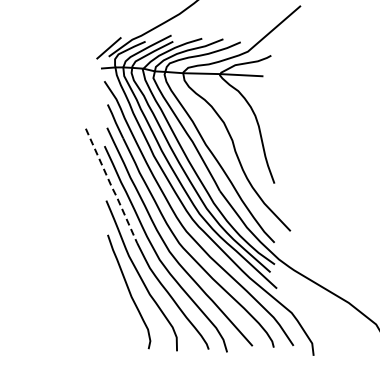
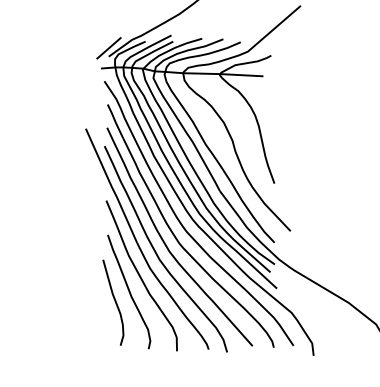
line: dashed -> solid (112, 187)
curve: none -> present (114, 301)
